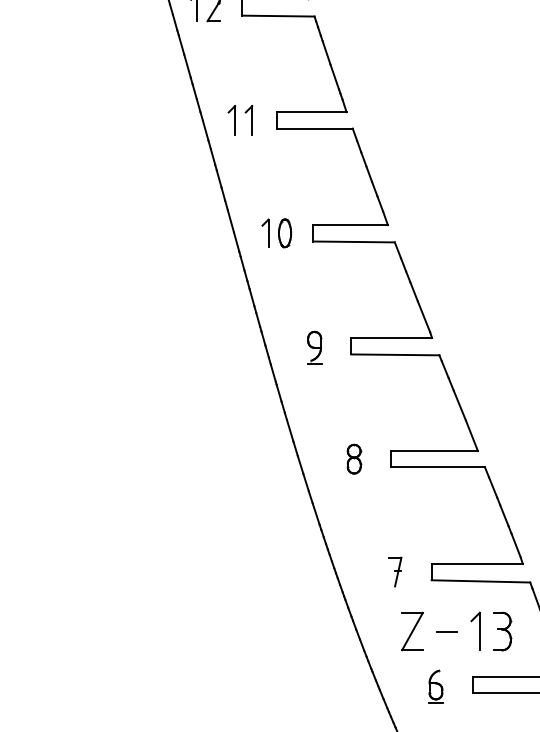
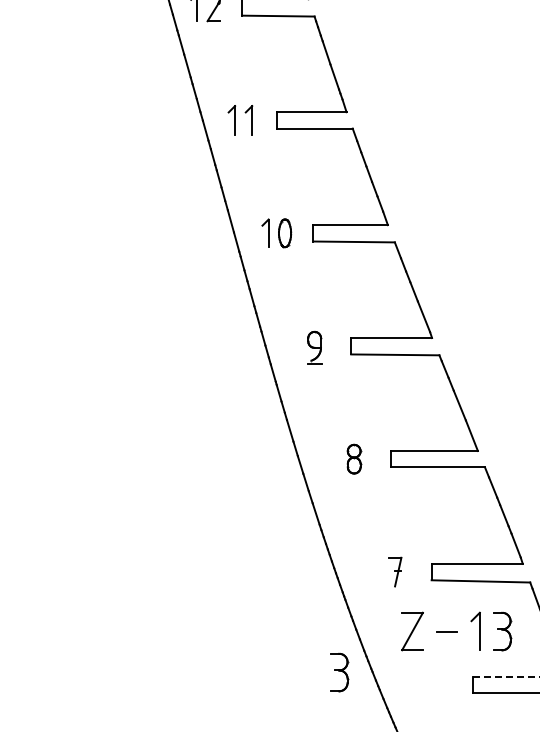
part: none -> present (339, 672)
line: solid -> dashed (506, 676)
part: present -> none (435, 686)
